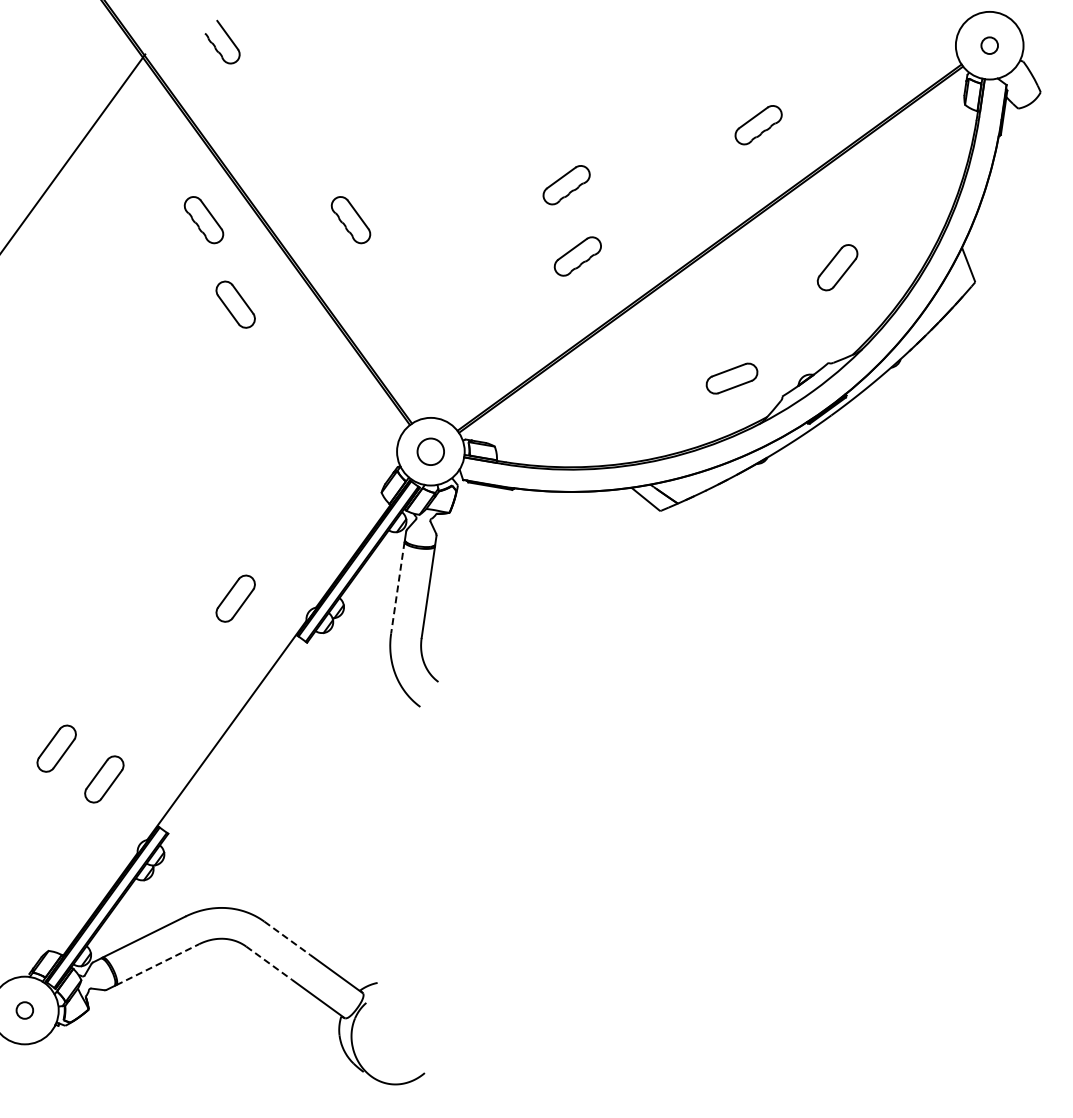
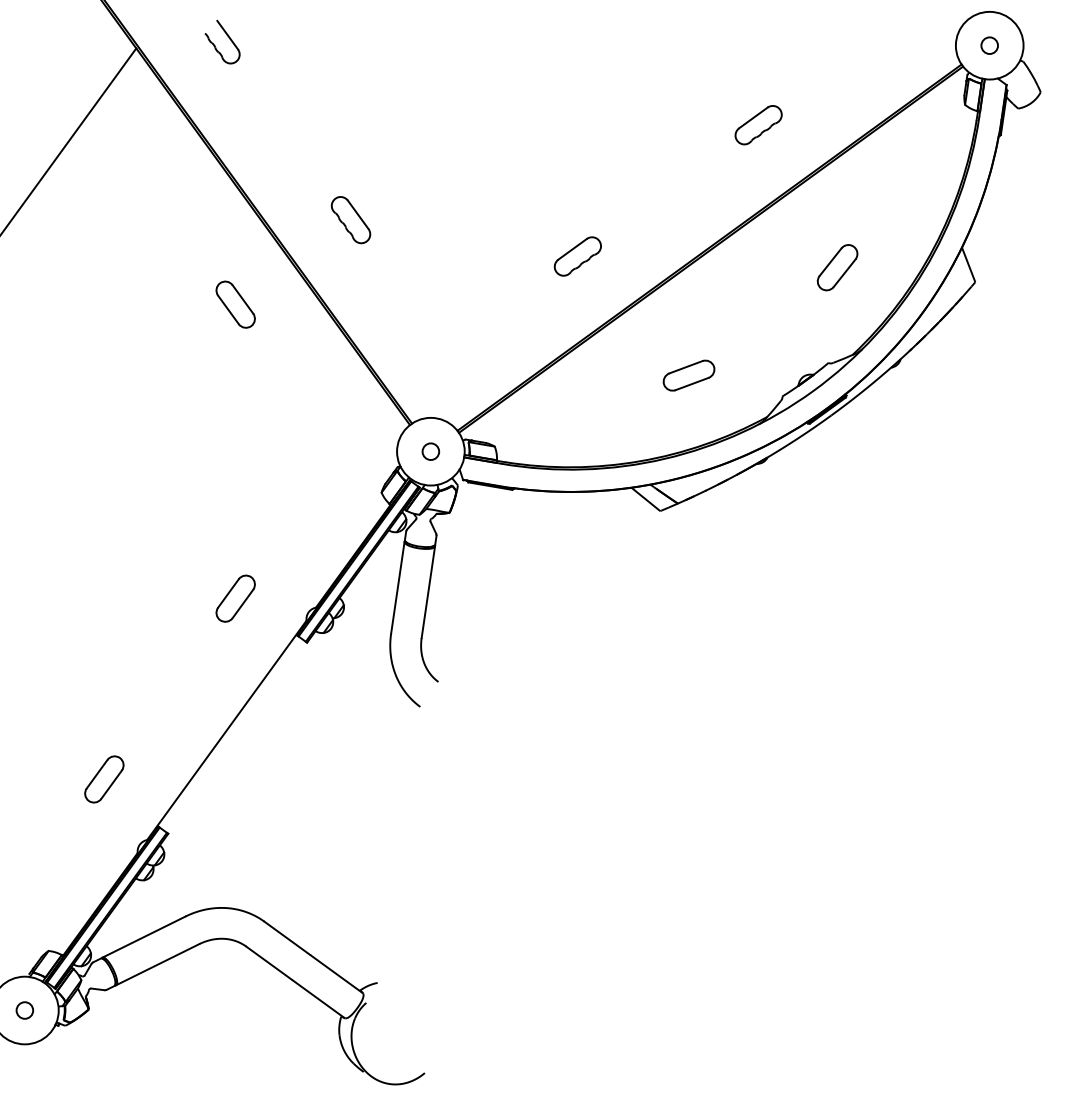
line position: (73, 152) -> (69, 140) (69, 140)
part: present -> none (566, 185)
part: present -> none (203, 220)
part position: (731, 378) -> (688, 375) (688, 375)
circle size: 29x29 px -> 20x19 px (430, 451)
line: dashed -> solid (397, 588)
part: present -> none (56, 748)
line: dashed -> solid (287, 938)
line: dashed -> solid (269, 963)
line: dashed -> solid (158, 964)
